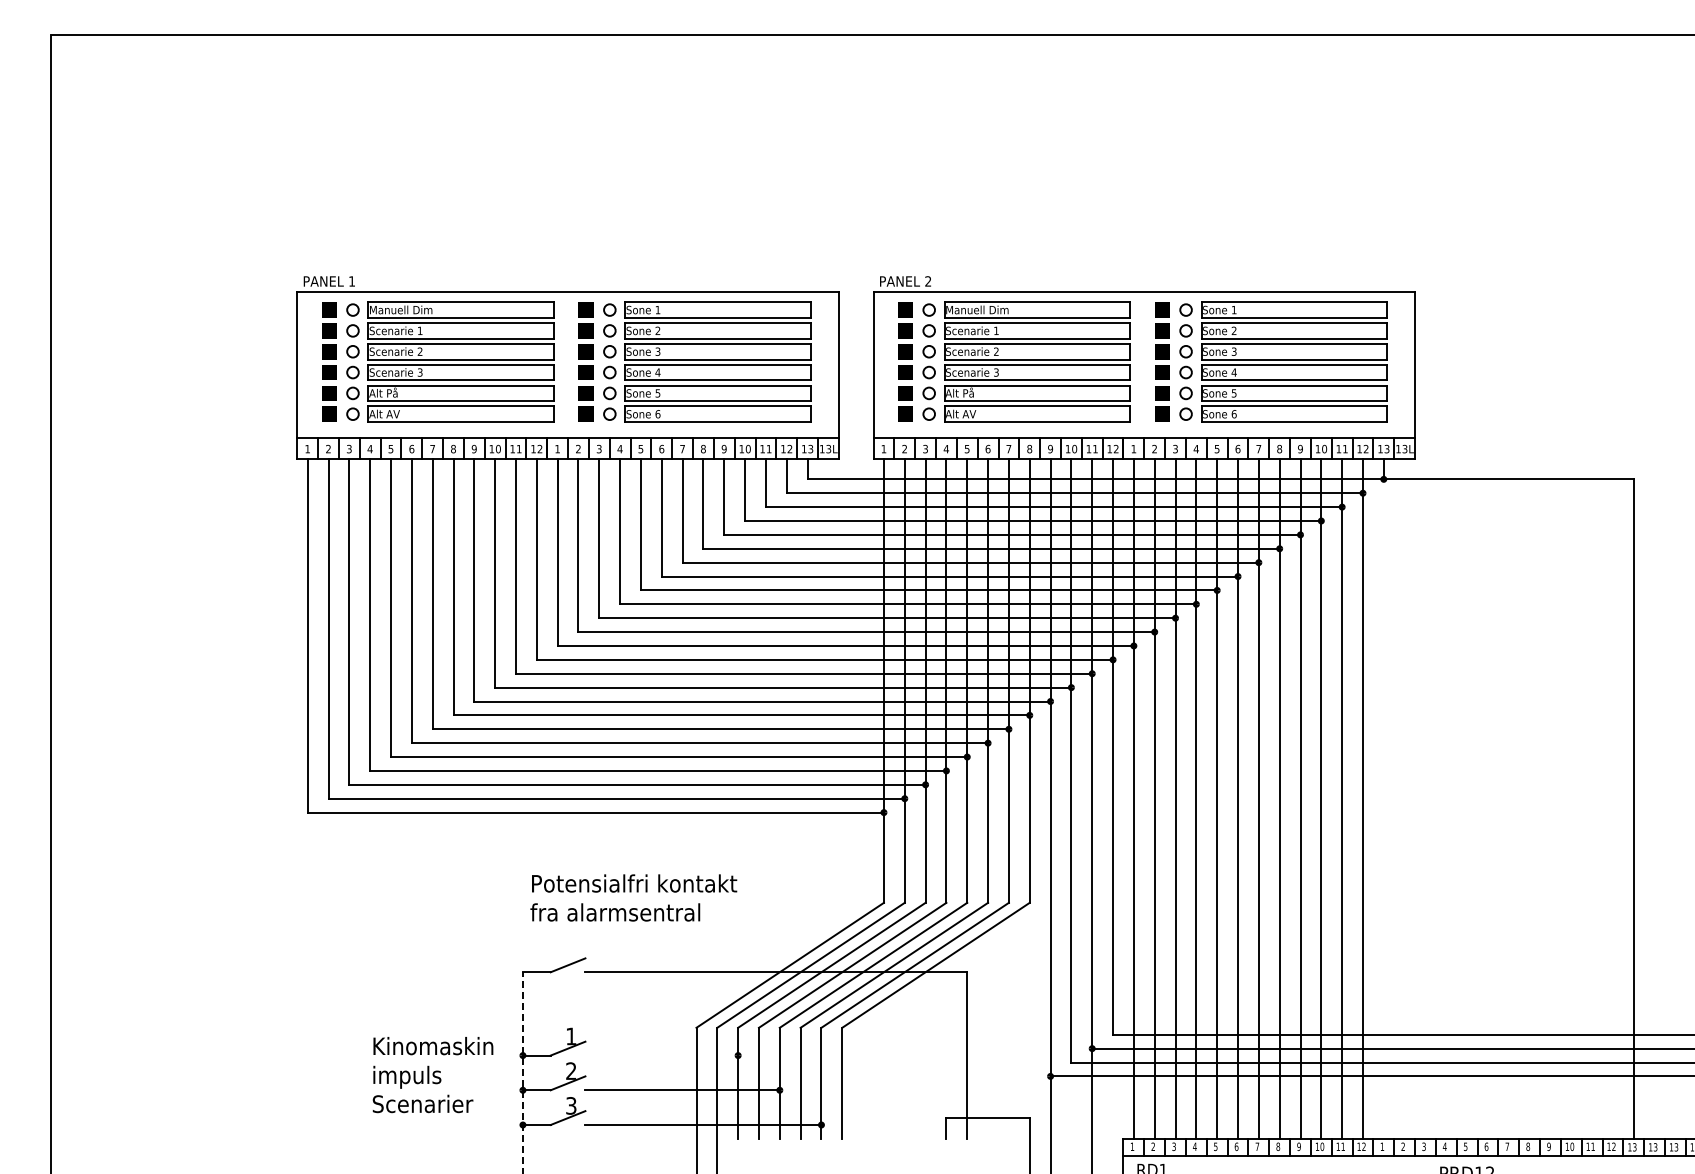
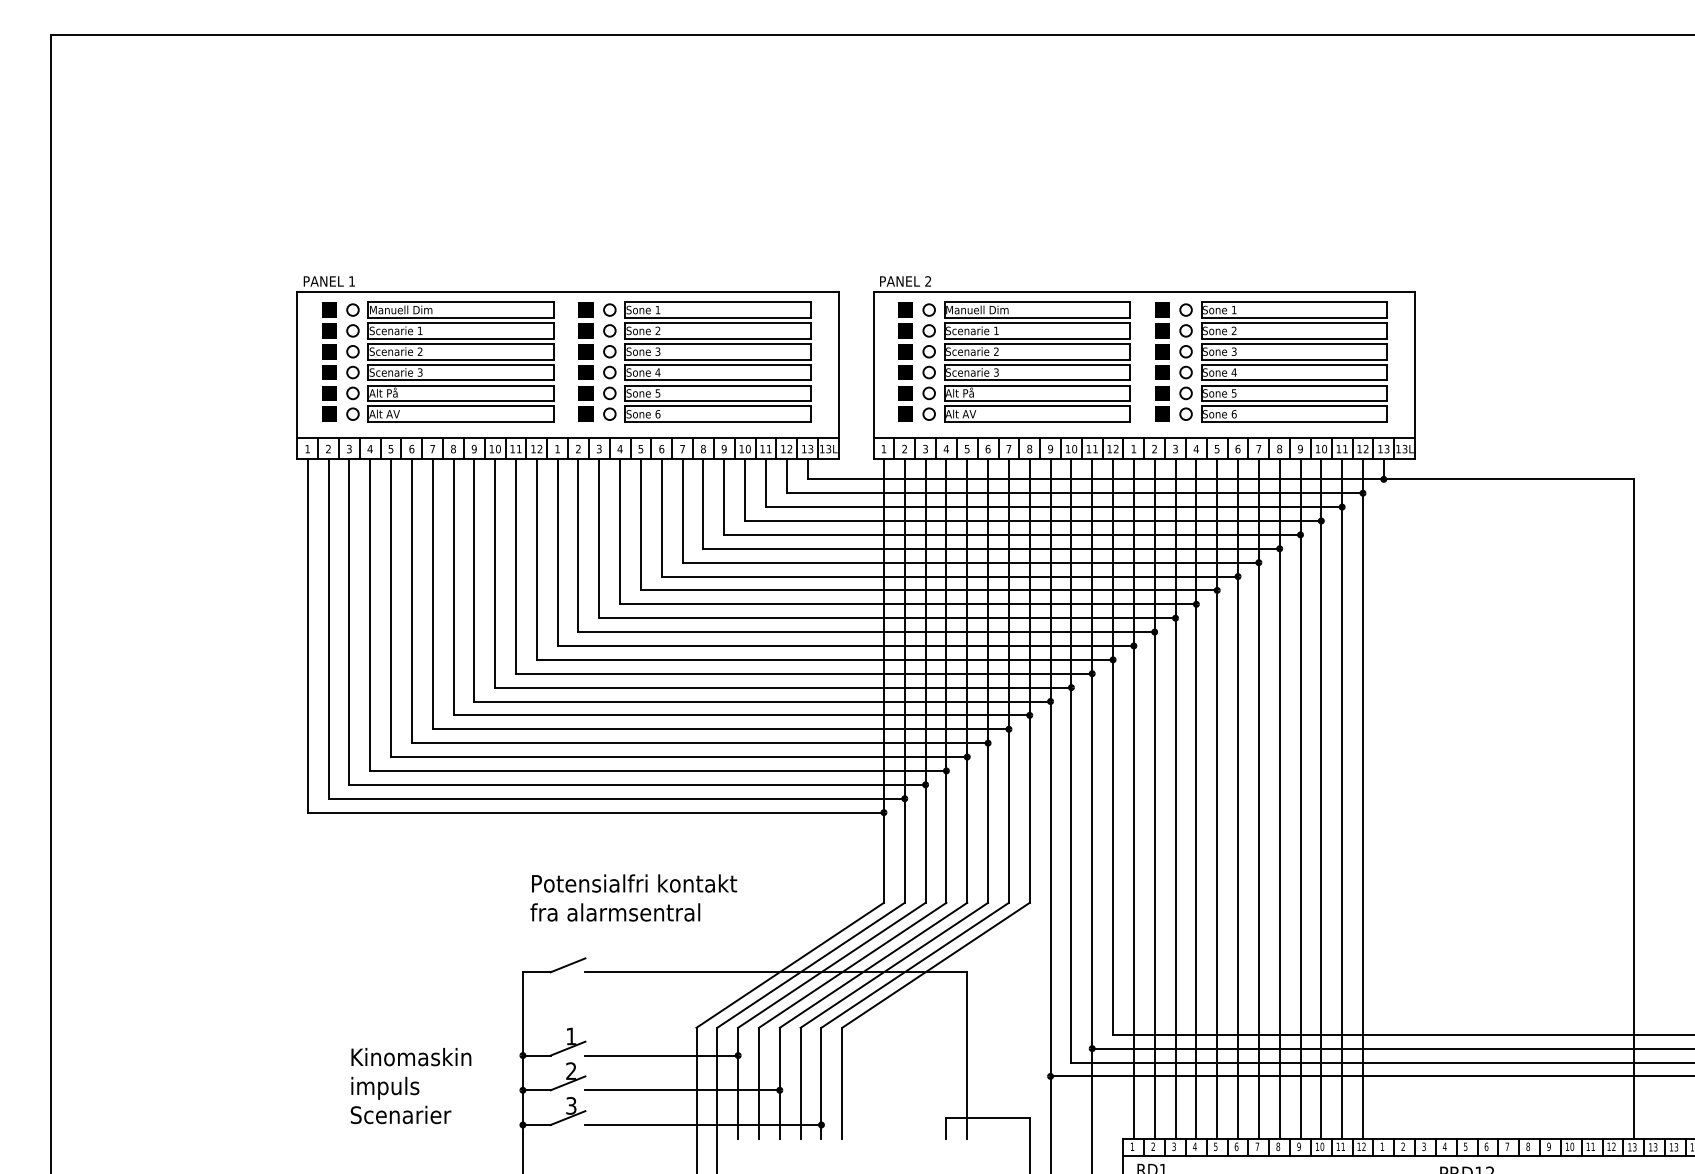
line: none -> present (661, 1055)
line: dashed -> solid (522, 1072)
text position: (432, 1075) -> (410, 1086) (410, 1086)
